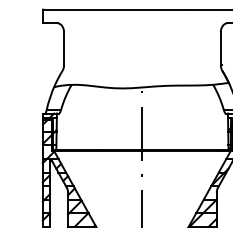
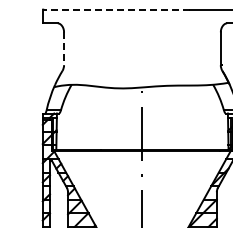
line: solid -> dashed (116, 9)
line: solid -> dashed (64, 49)
